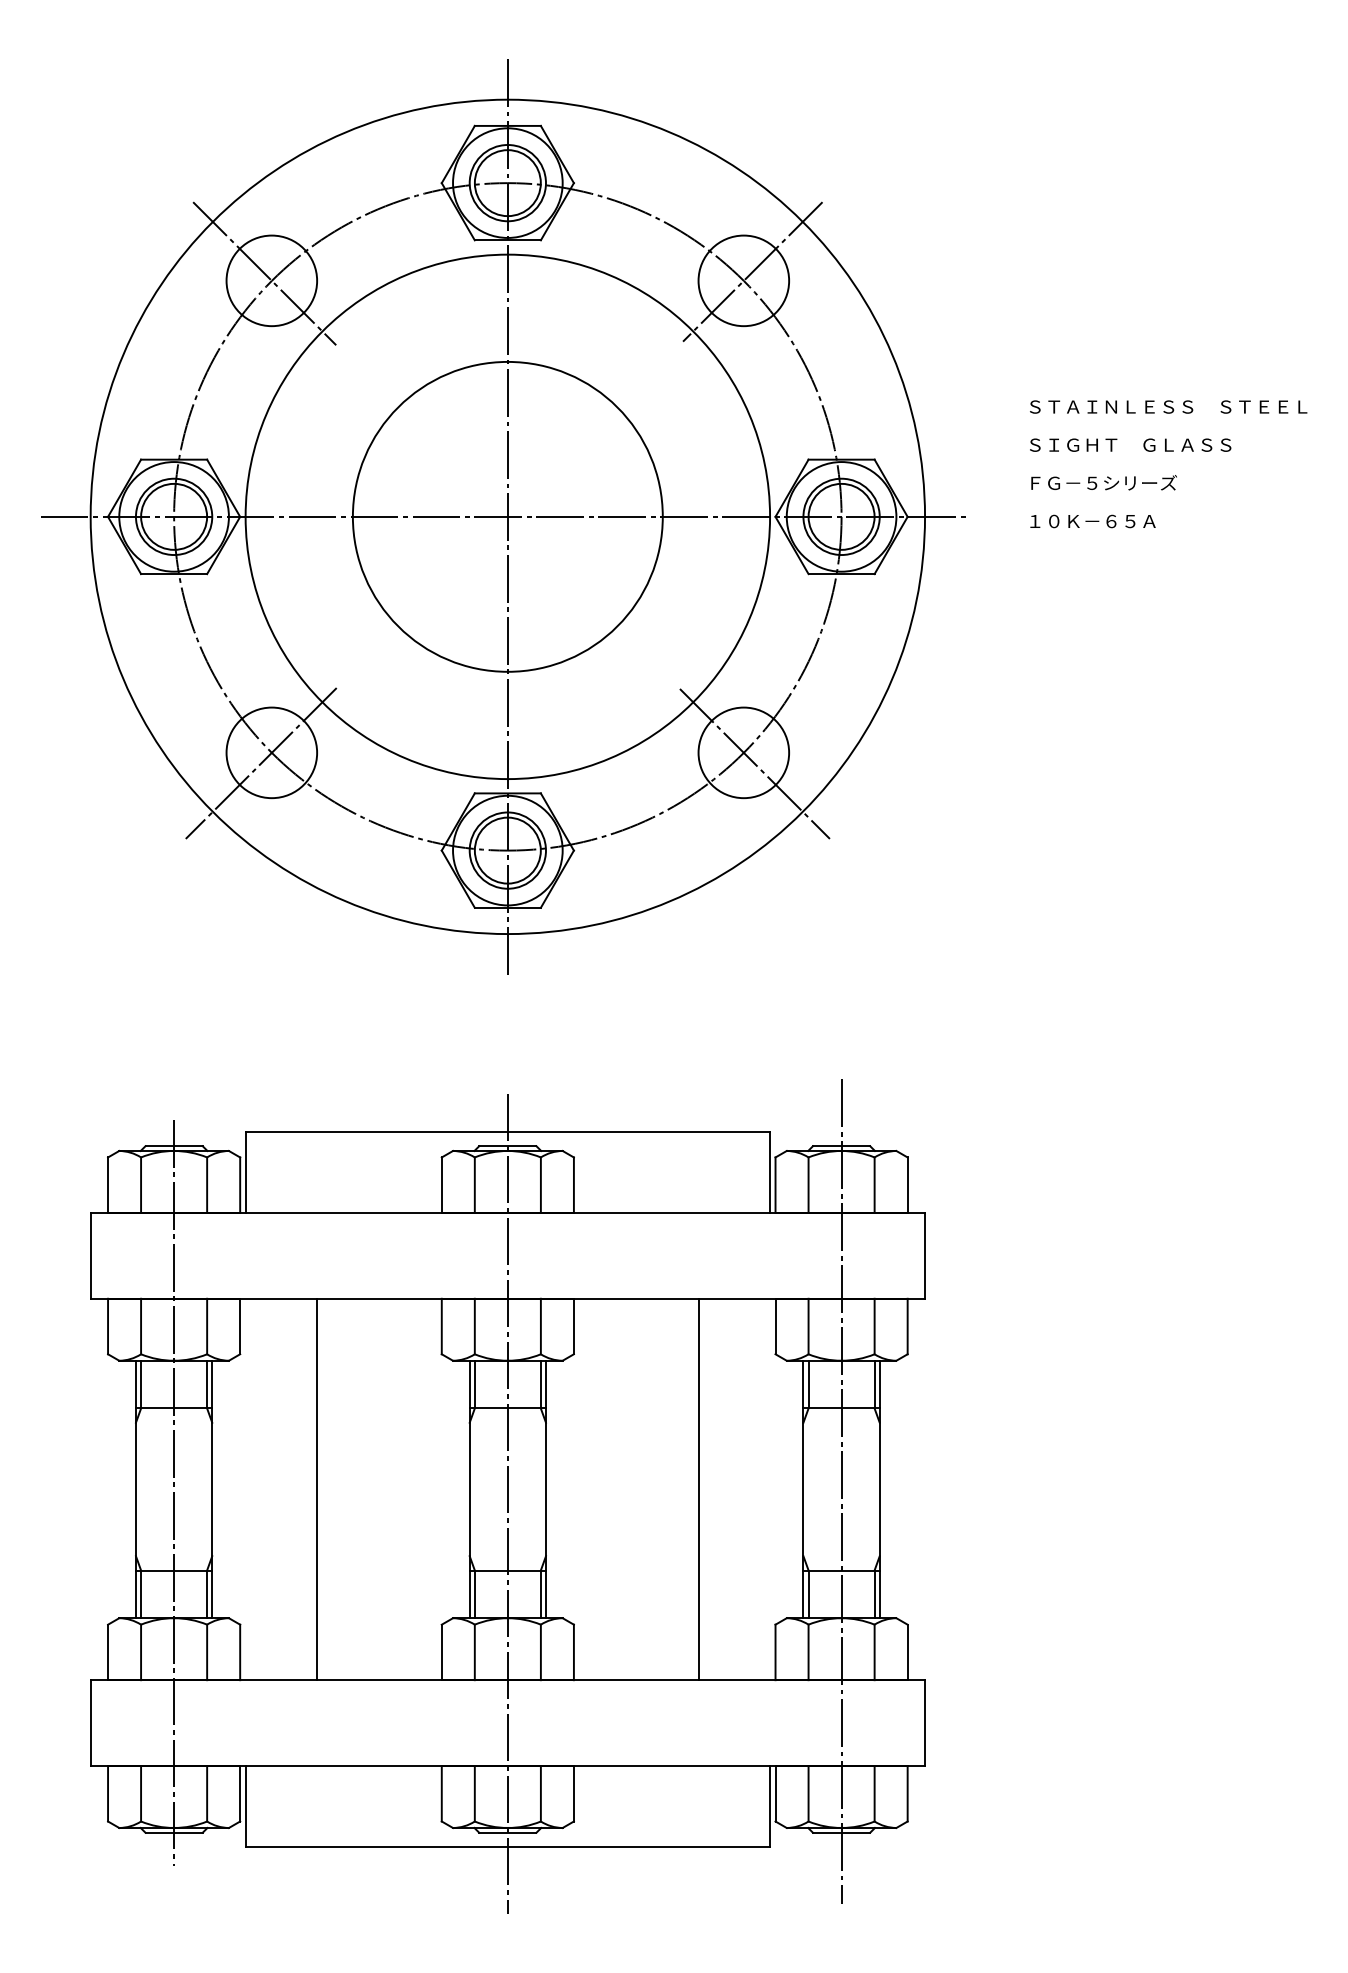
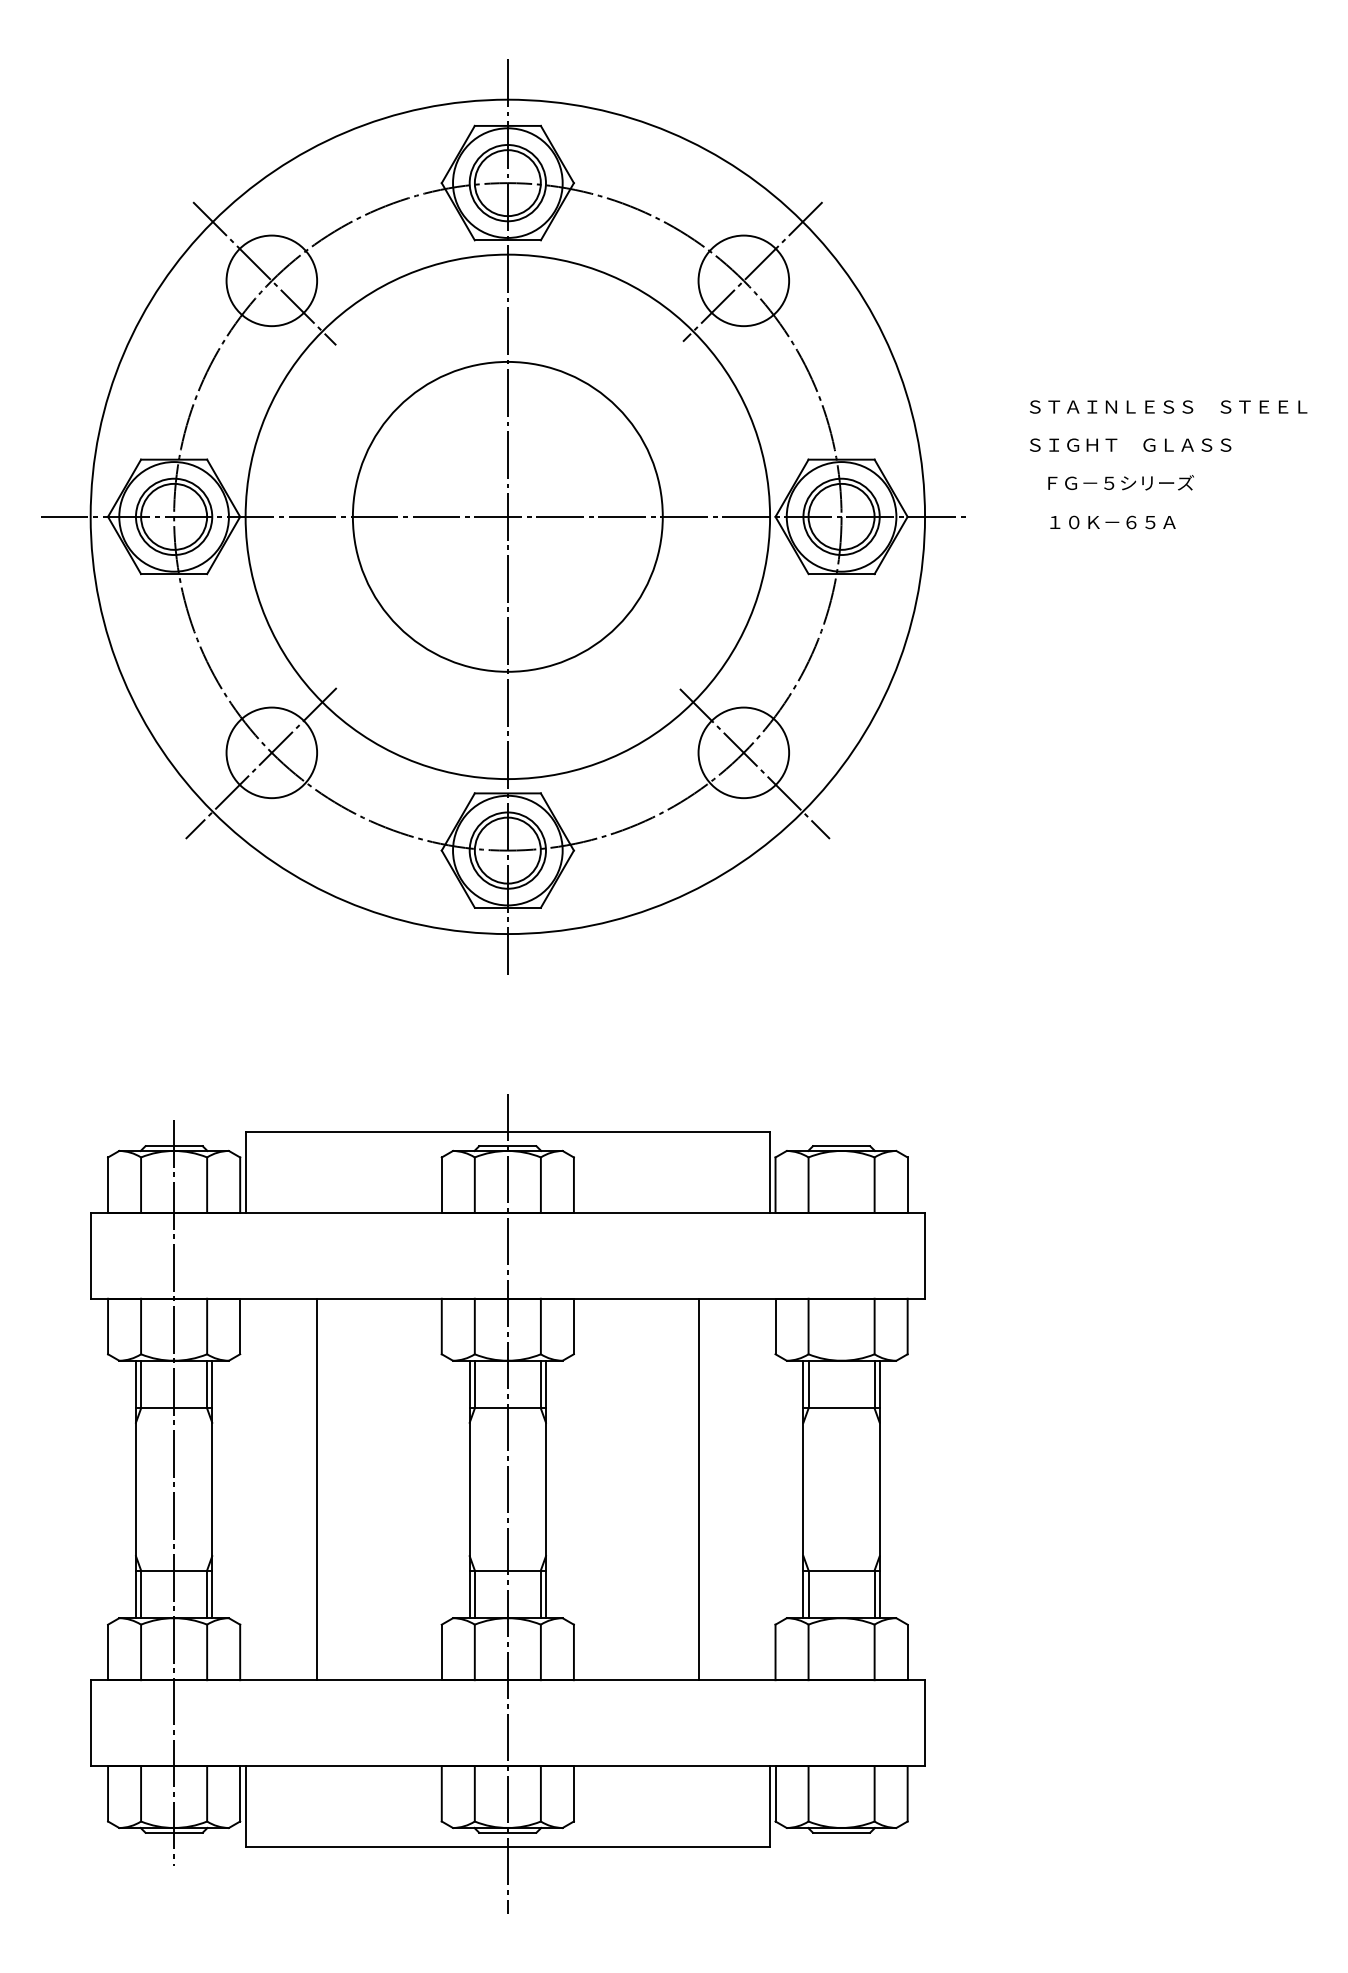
text position: (1103, 482) -> (1120, 482) (1120, 482)
text position: (1092, 521) -> (1112, 522) (1112, 522)
line: present -> none (841, 1491)
